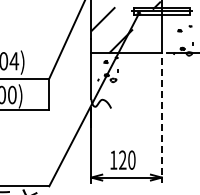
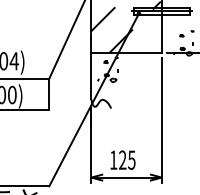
part position: (184, 28) -> (186, 33) (186, 33)
line: dashed -> solid (161, 120)
text: 120 -> 125 (131, 159)
